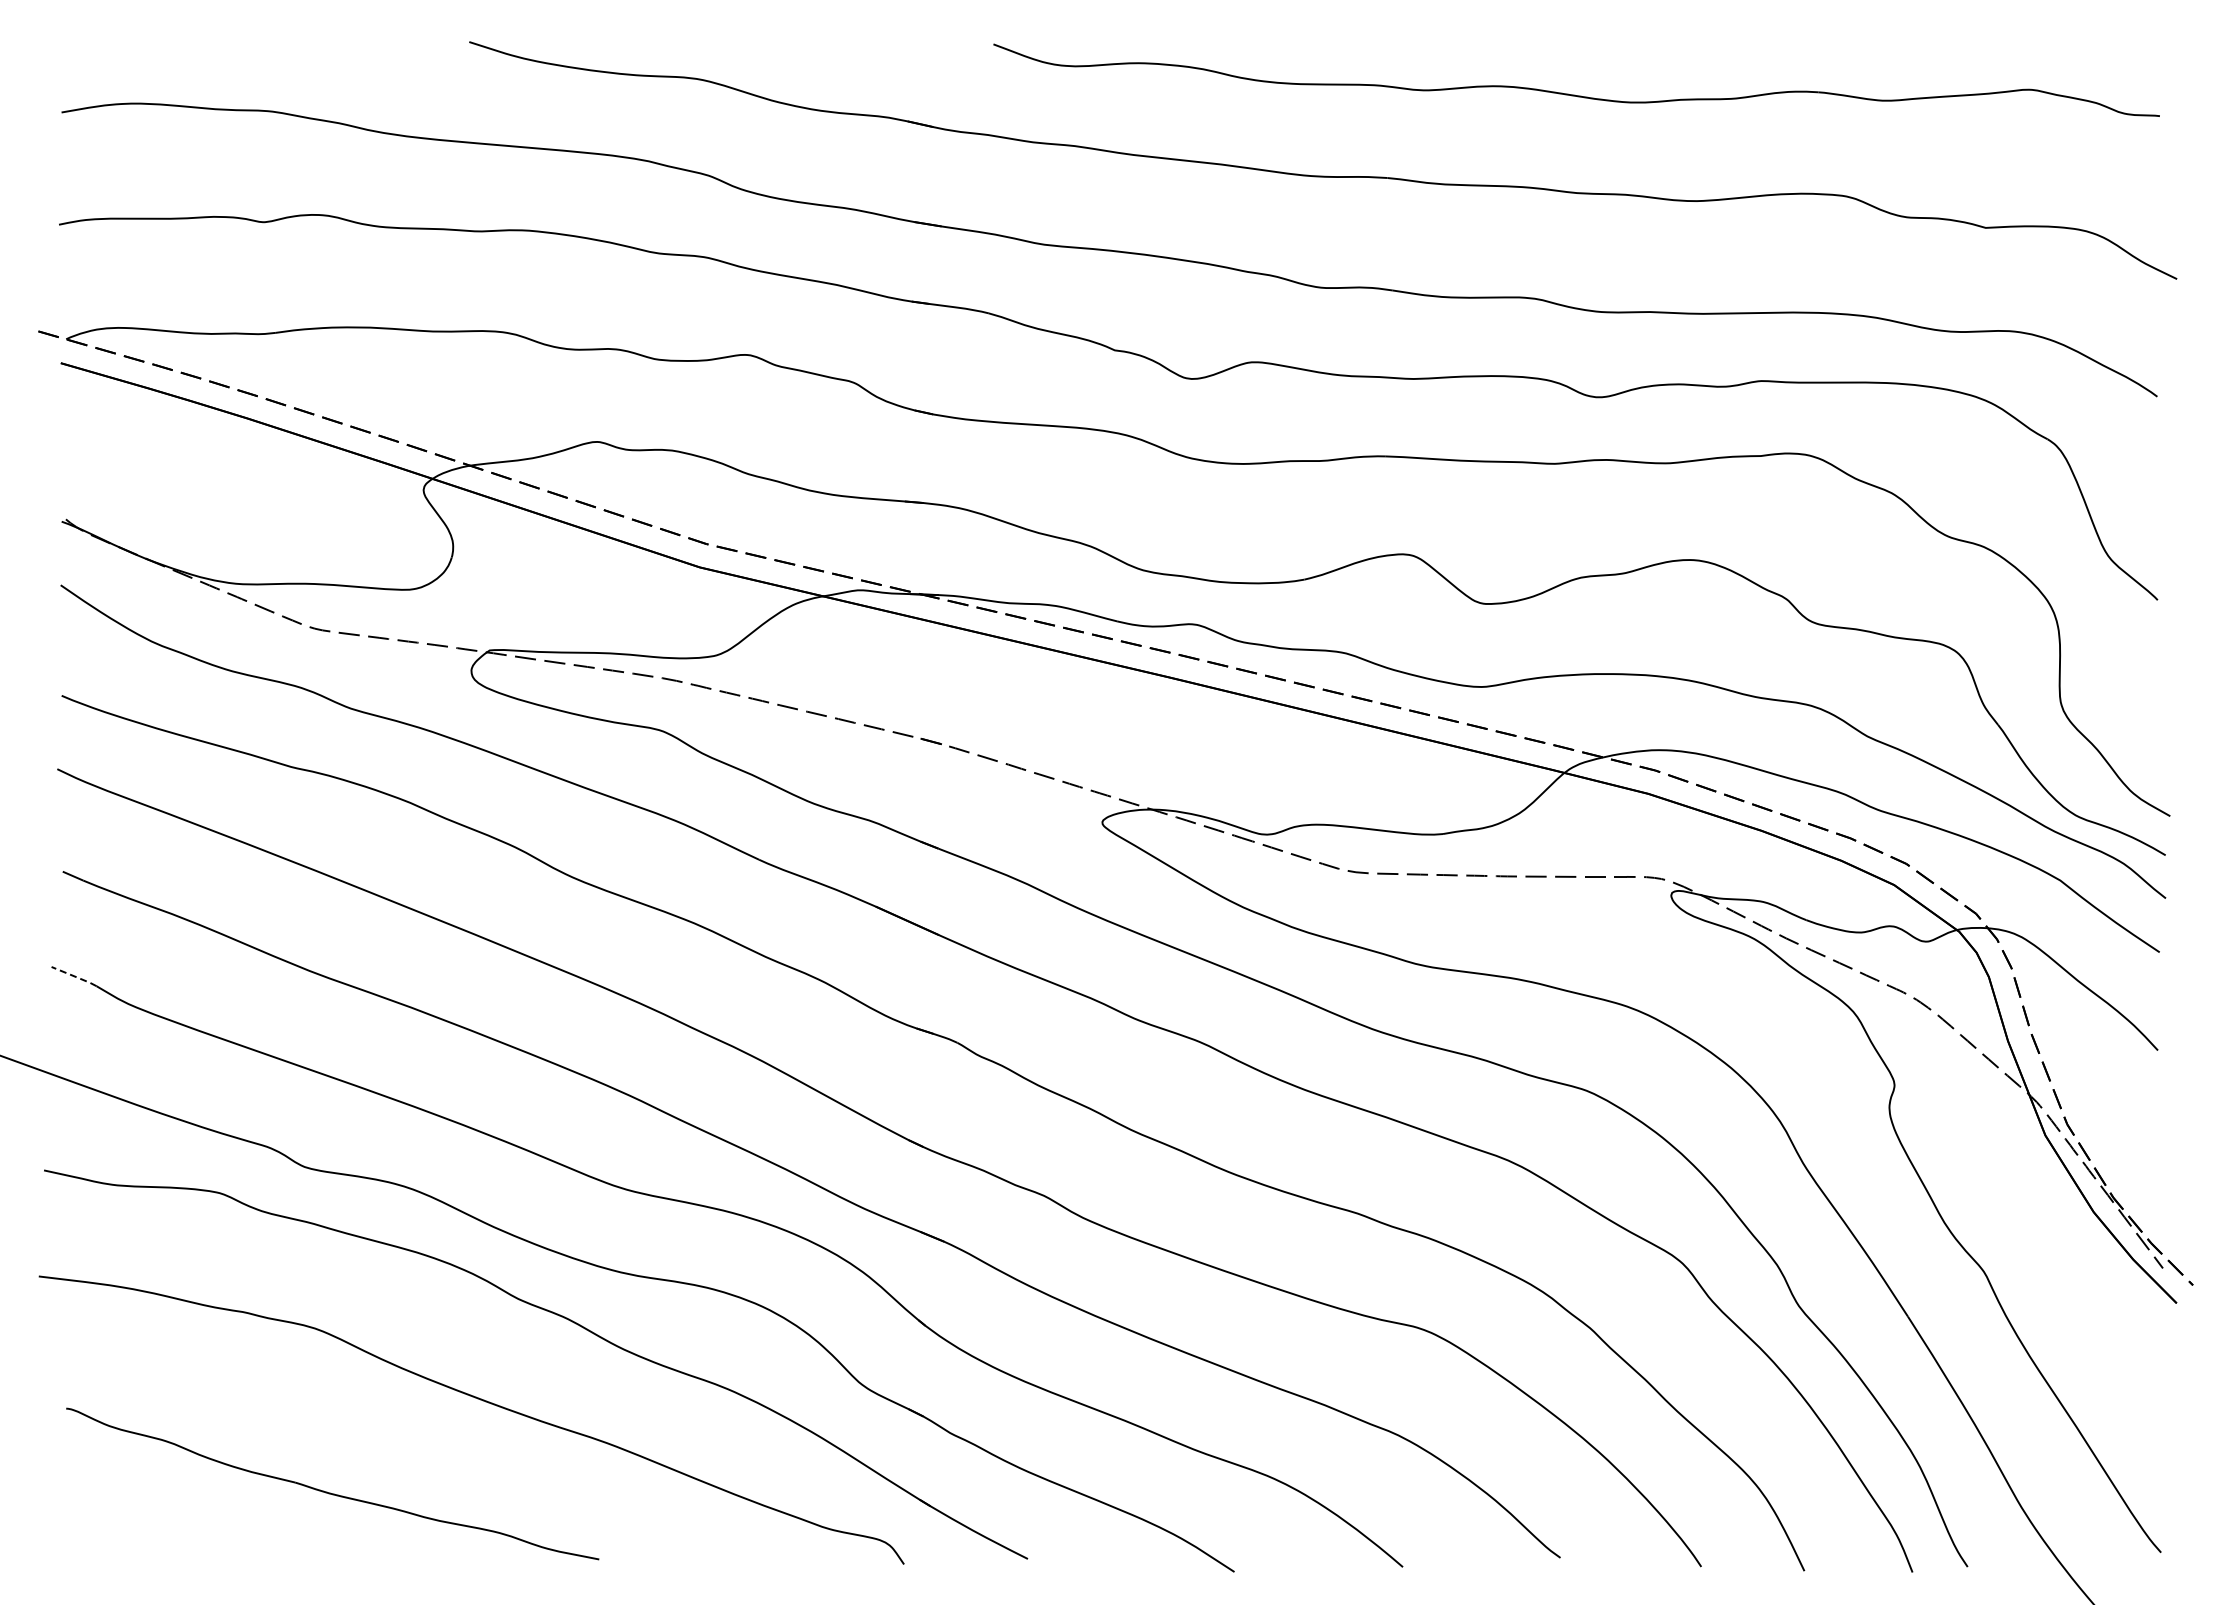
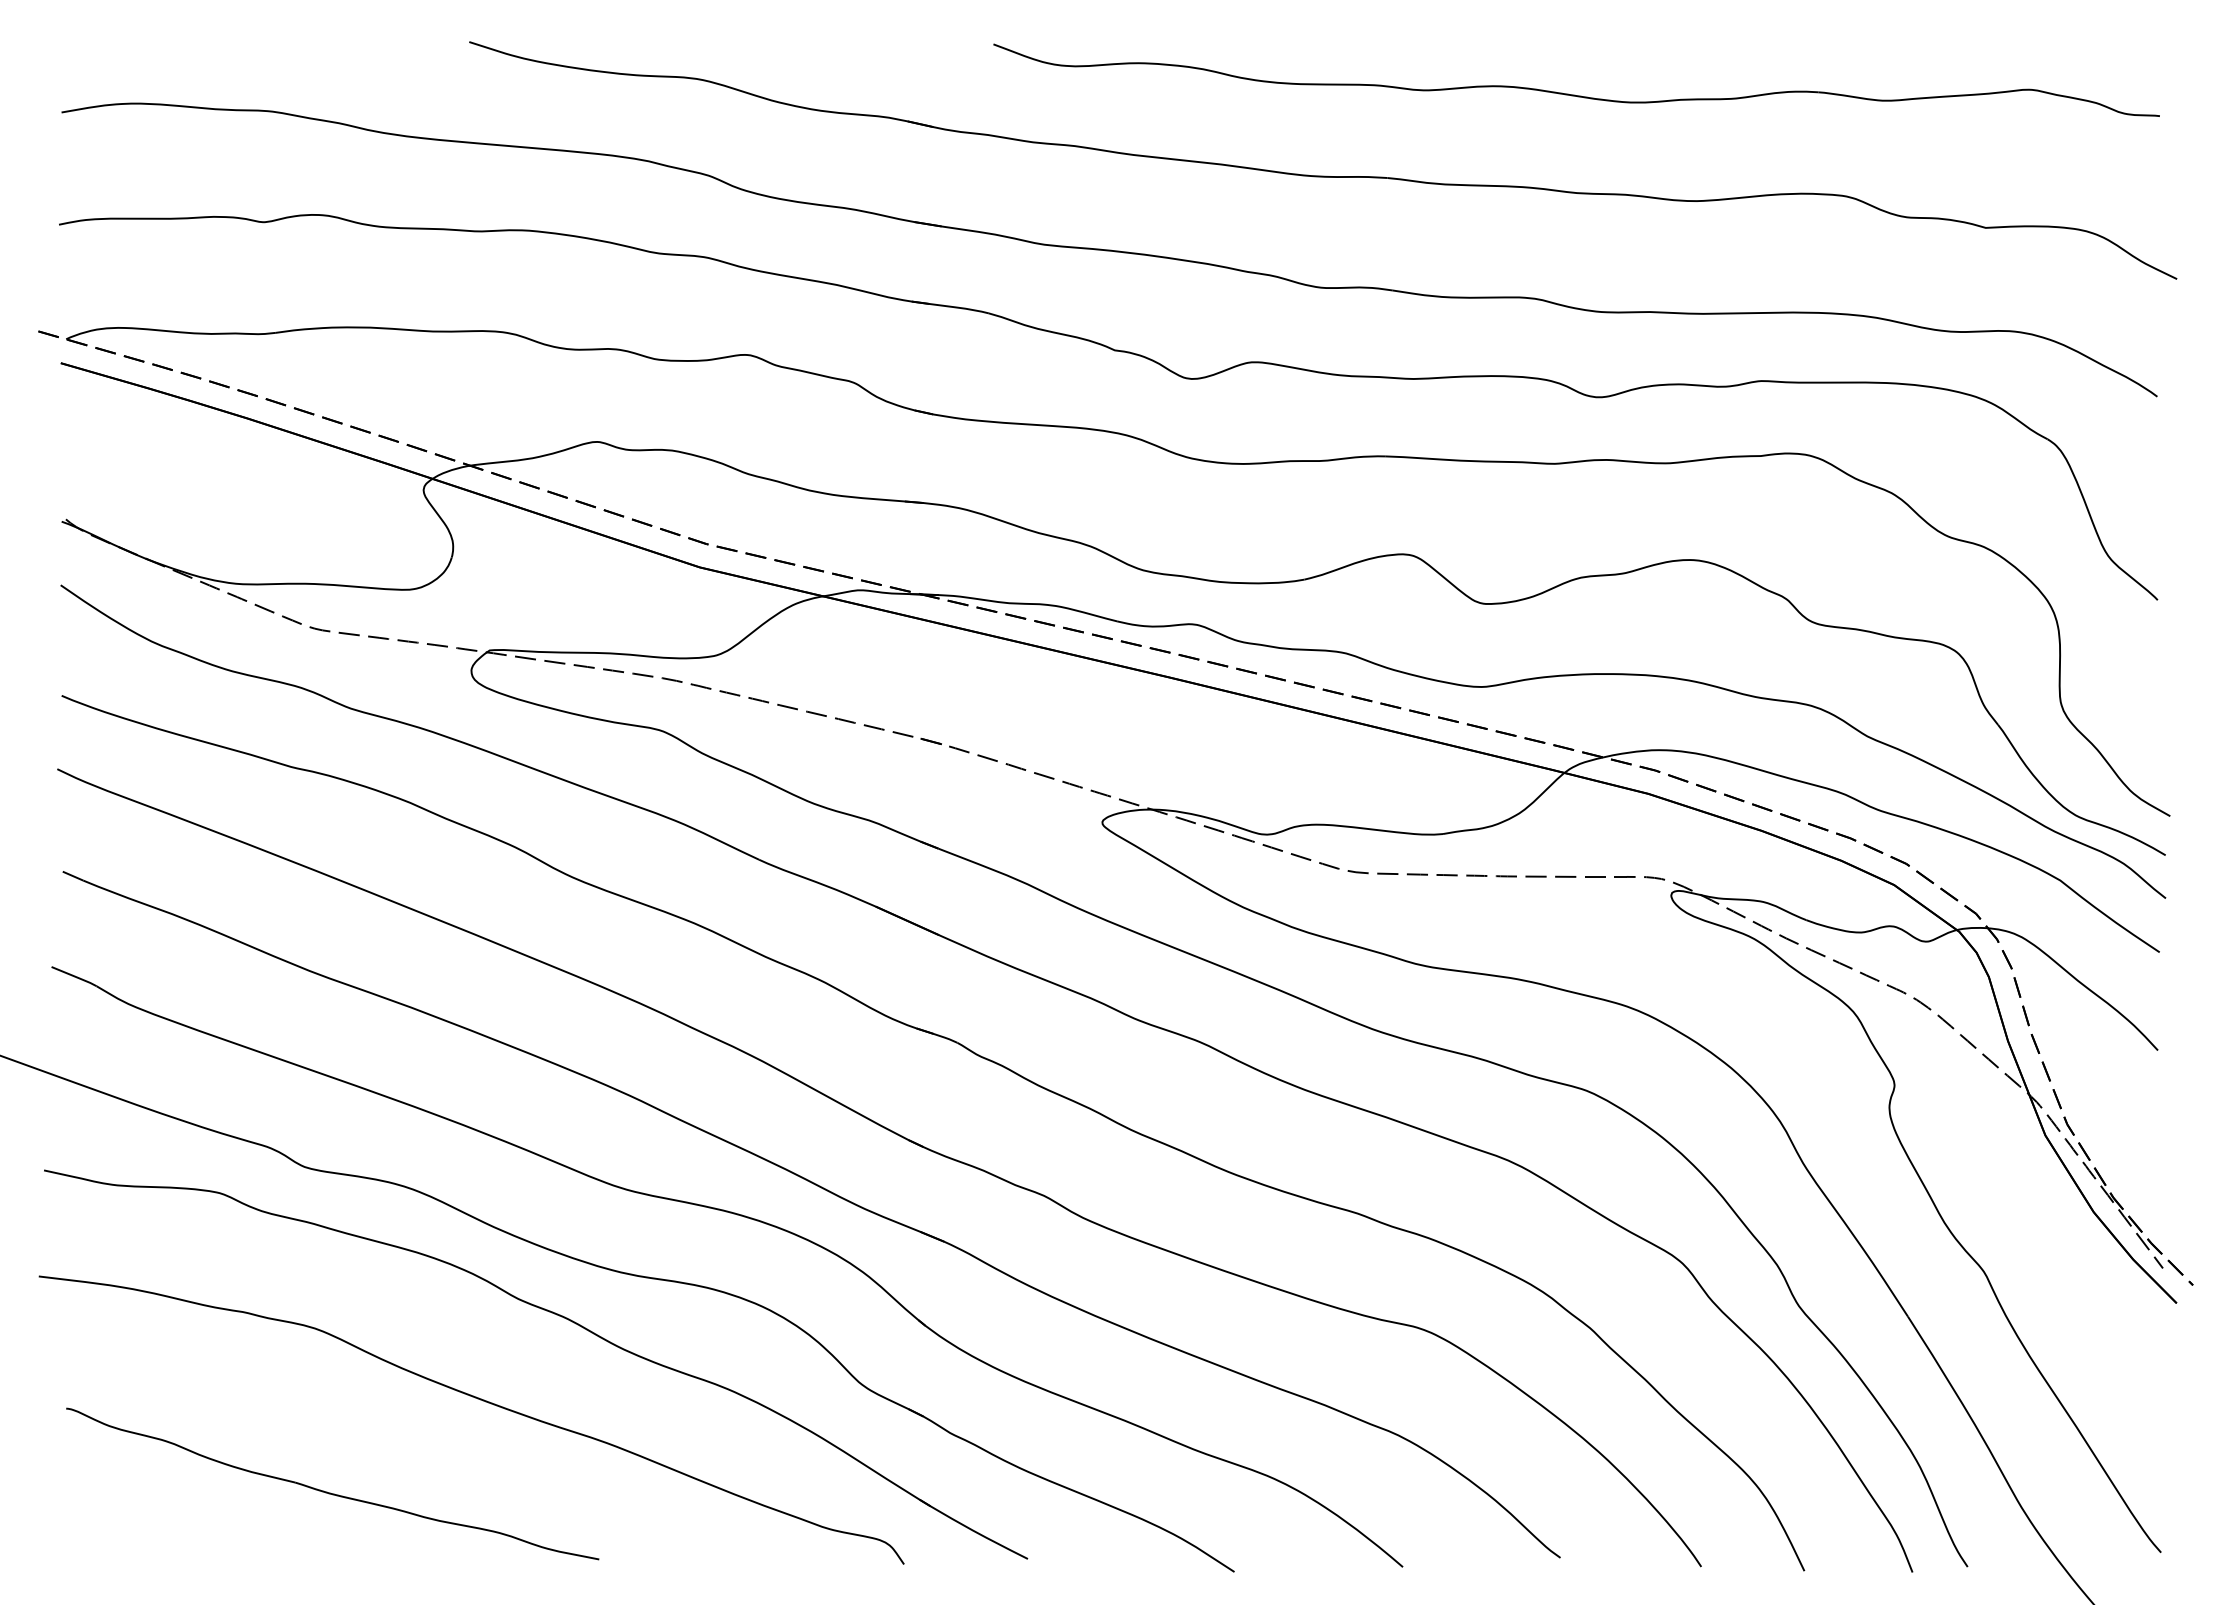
line: dashed -> solid (75, 976)
